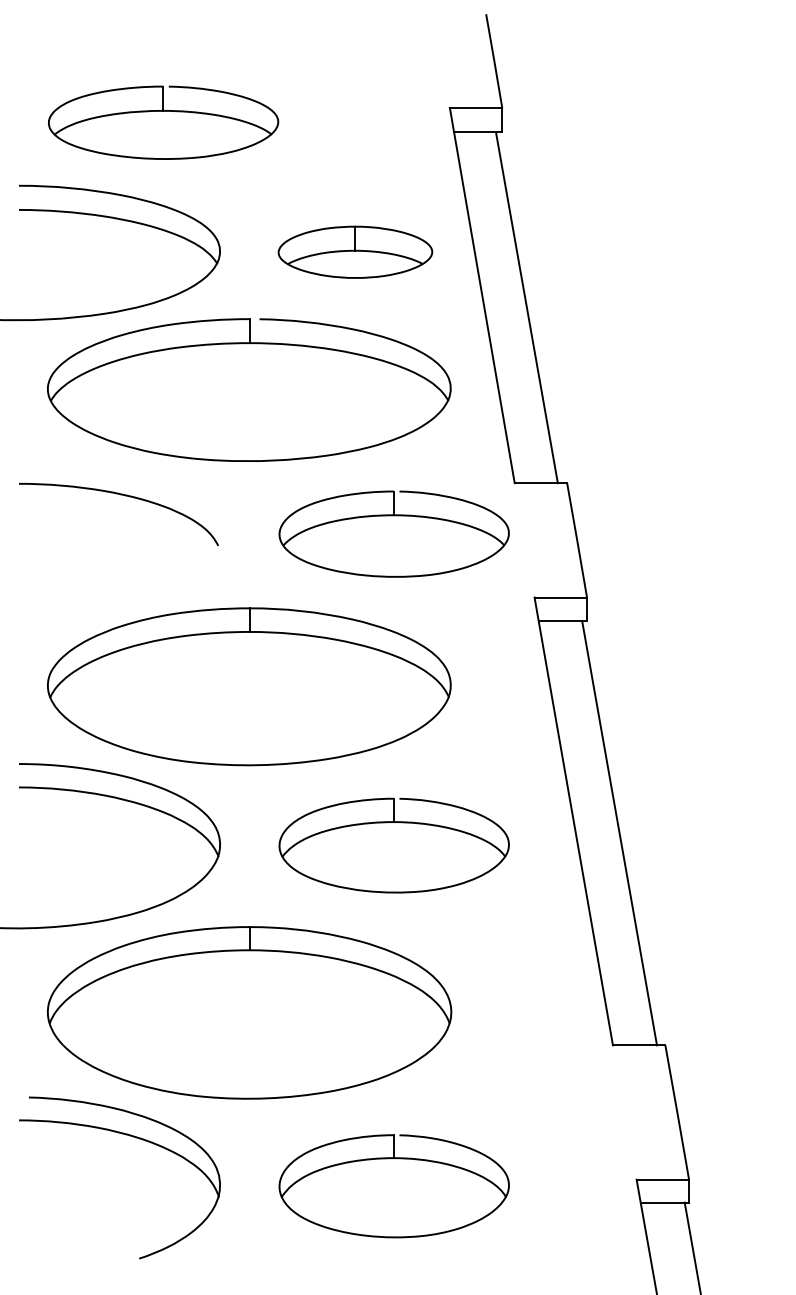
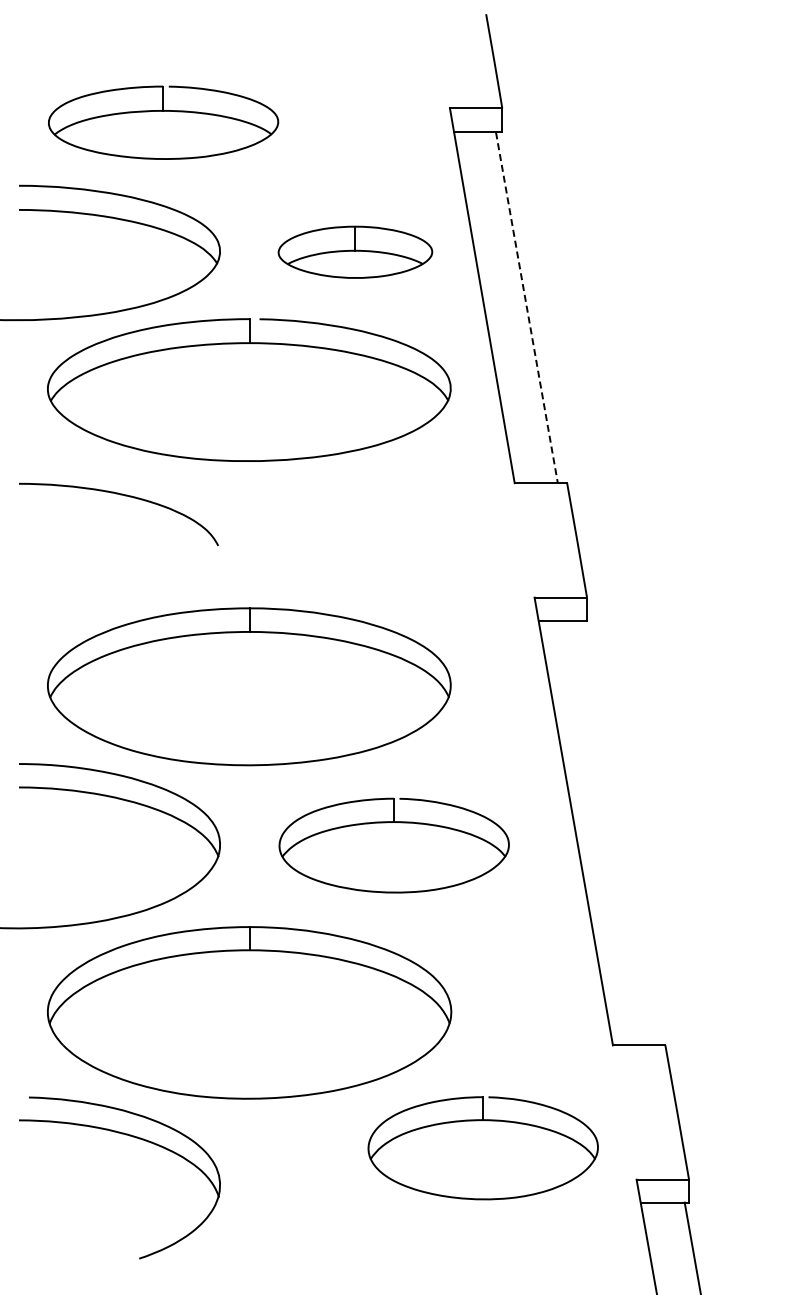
line: solid -> dashed (527, 308)
part: present -> none (393, 533)
line: present -> none (619, 833)
part position: (393, 1186) -> (482, 1148) (482, 1148)
